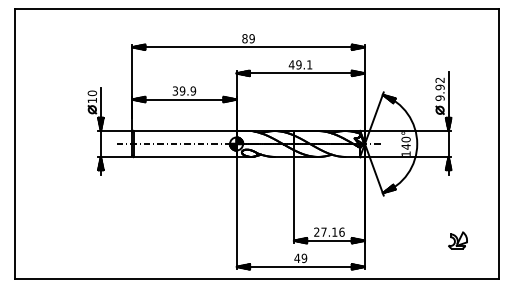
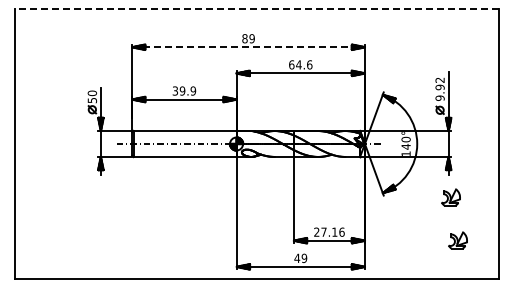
line: solid -> dashed (257, 8)
line: solid -> dashed (249, 47)
text: 49.1 -> 64.6 (300, 64)
text: 10 -> 50 (92, 100)
part: none -> present (450, 197)
